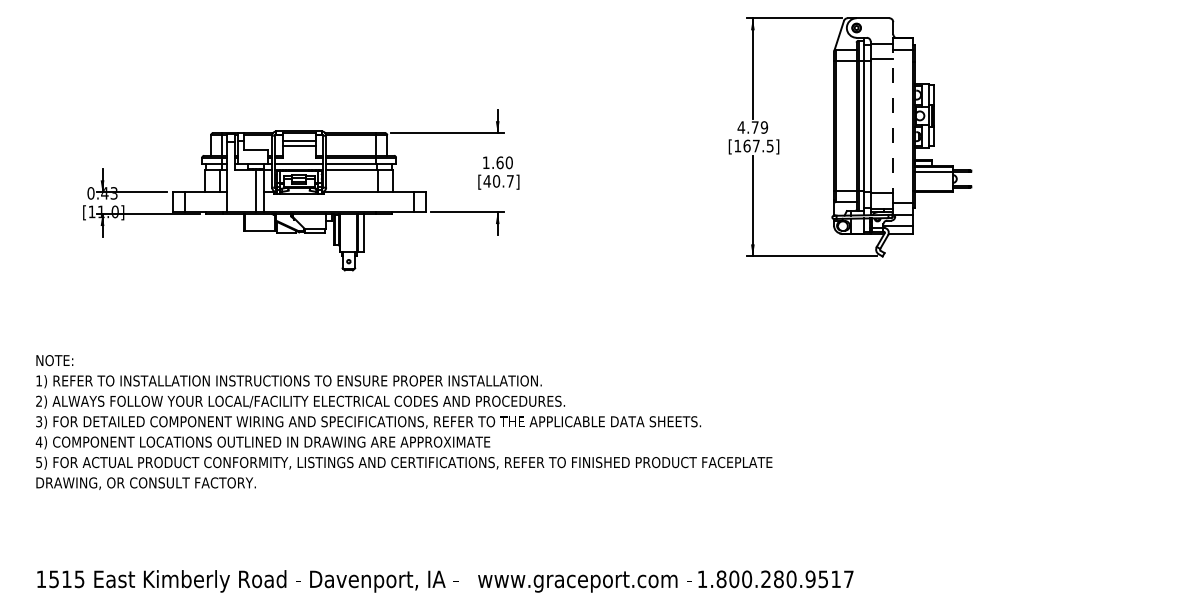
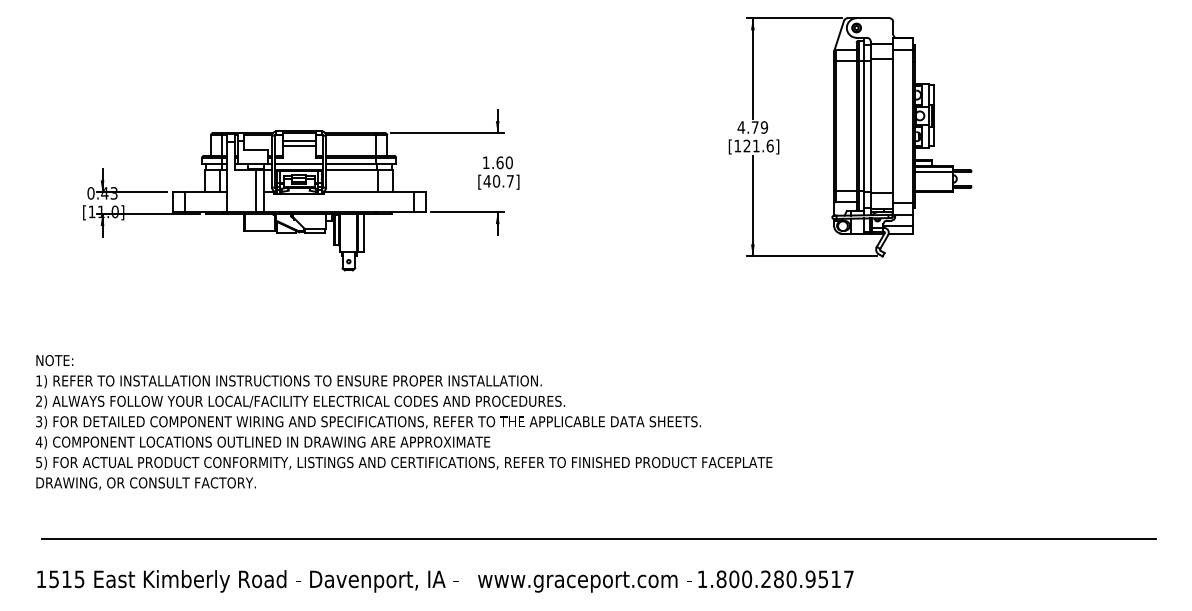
line: dashed -> solid (893, 125)
text: [167.5] -> [121.6] (758, 145)
line: none -> present (598, 538)
